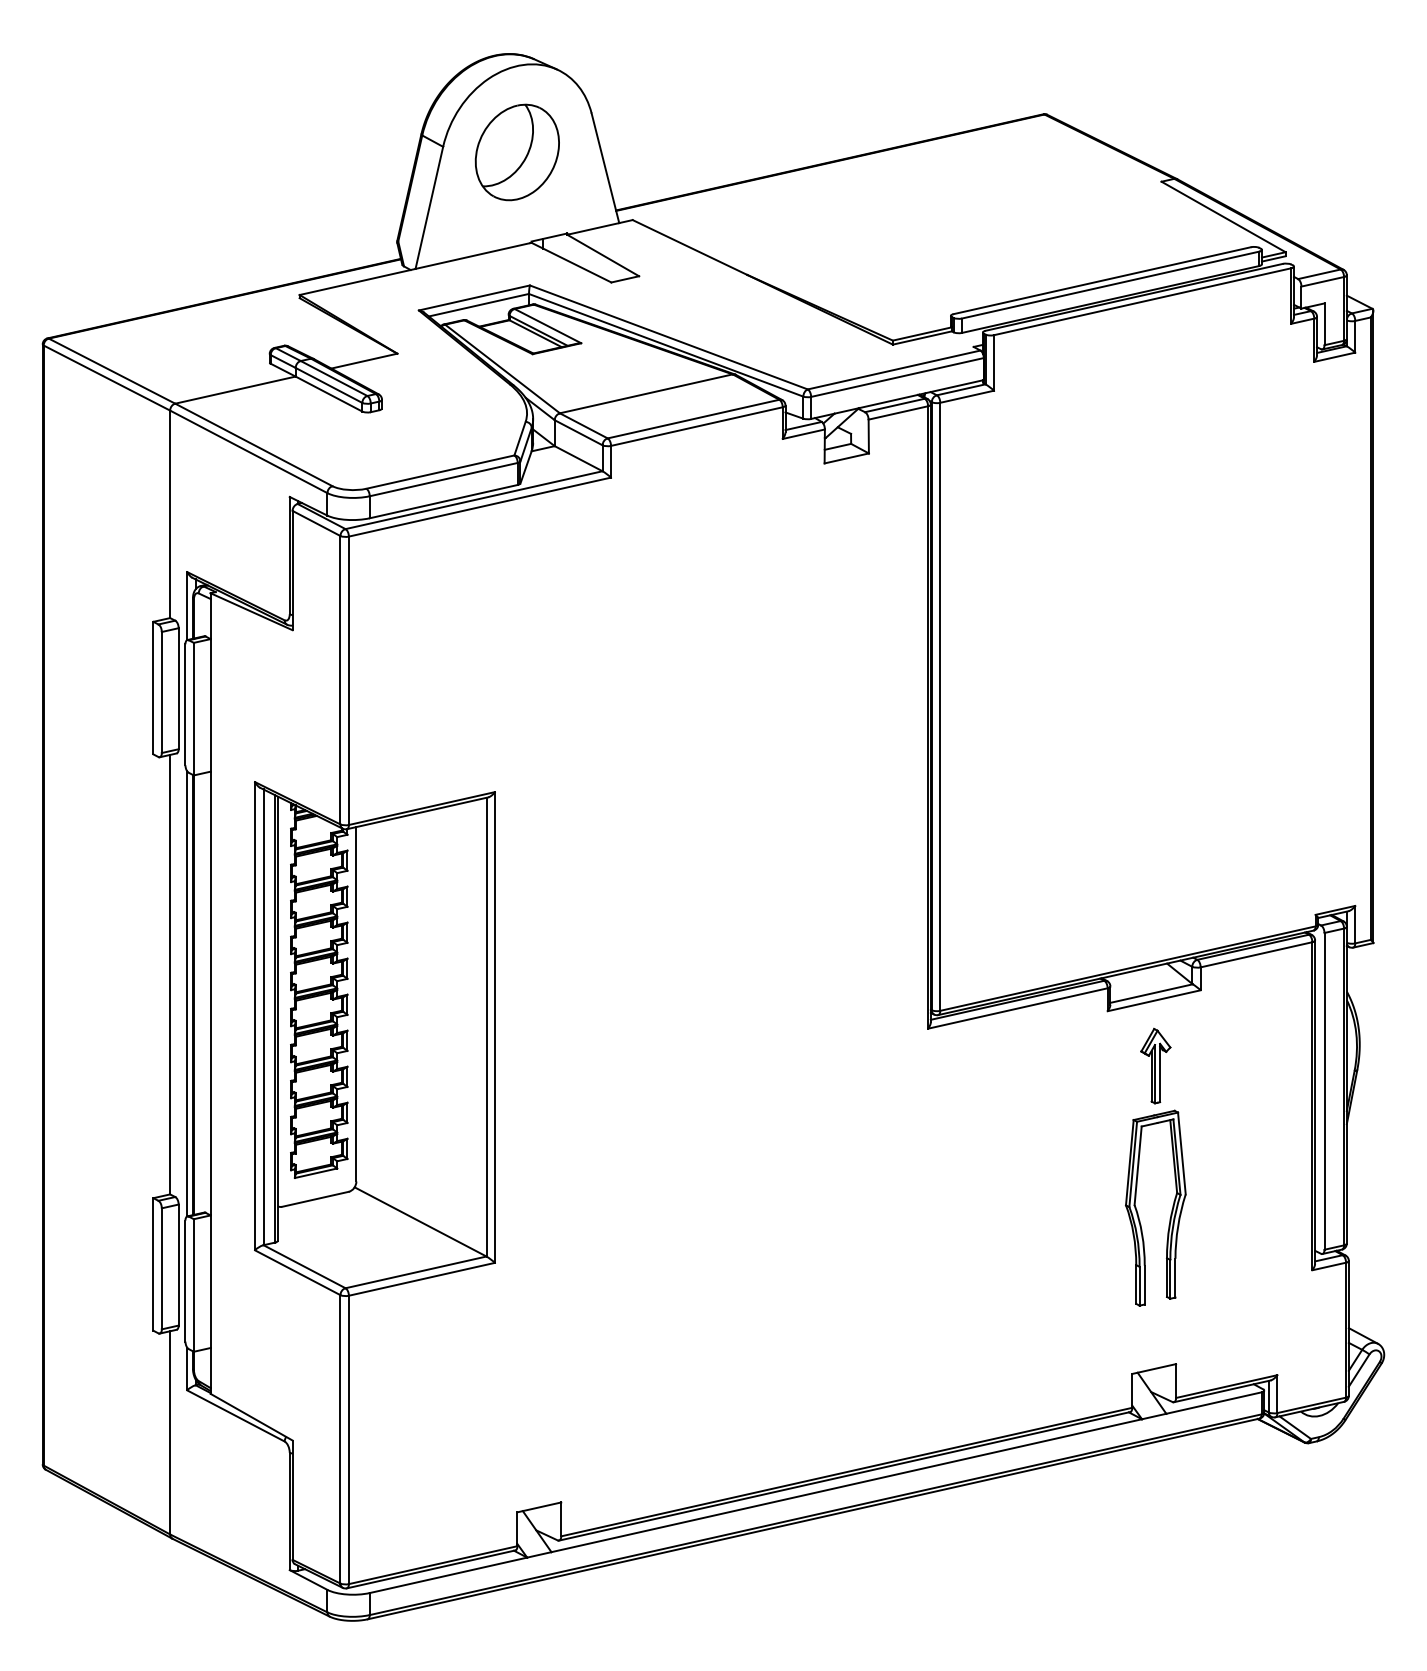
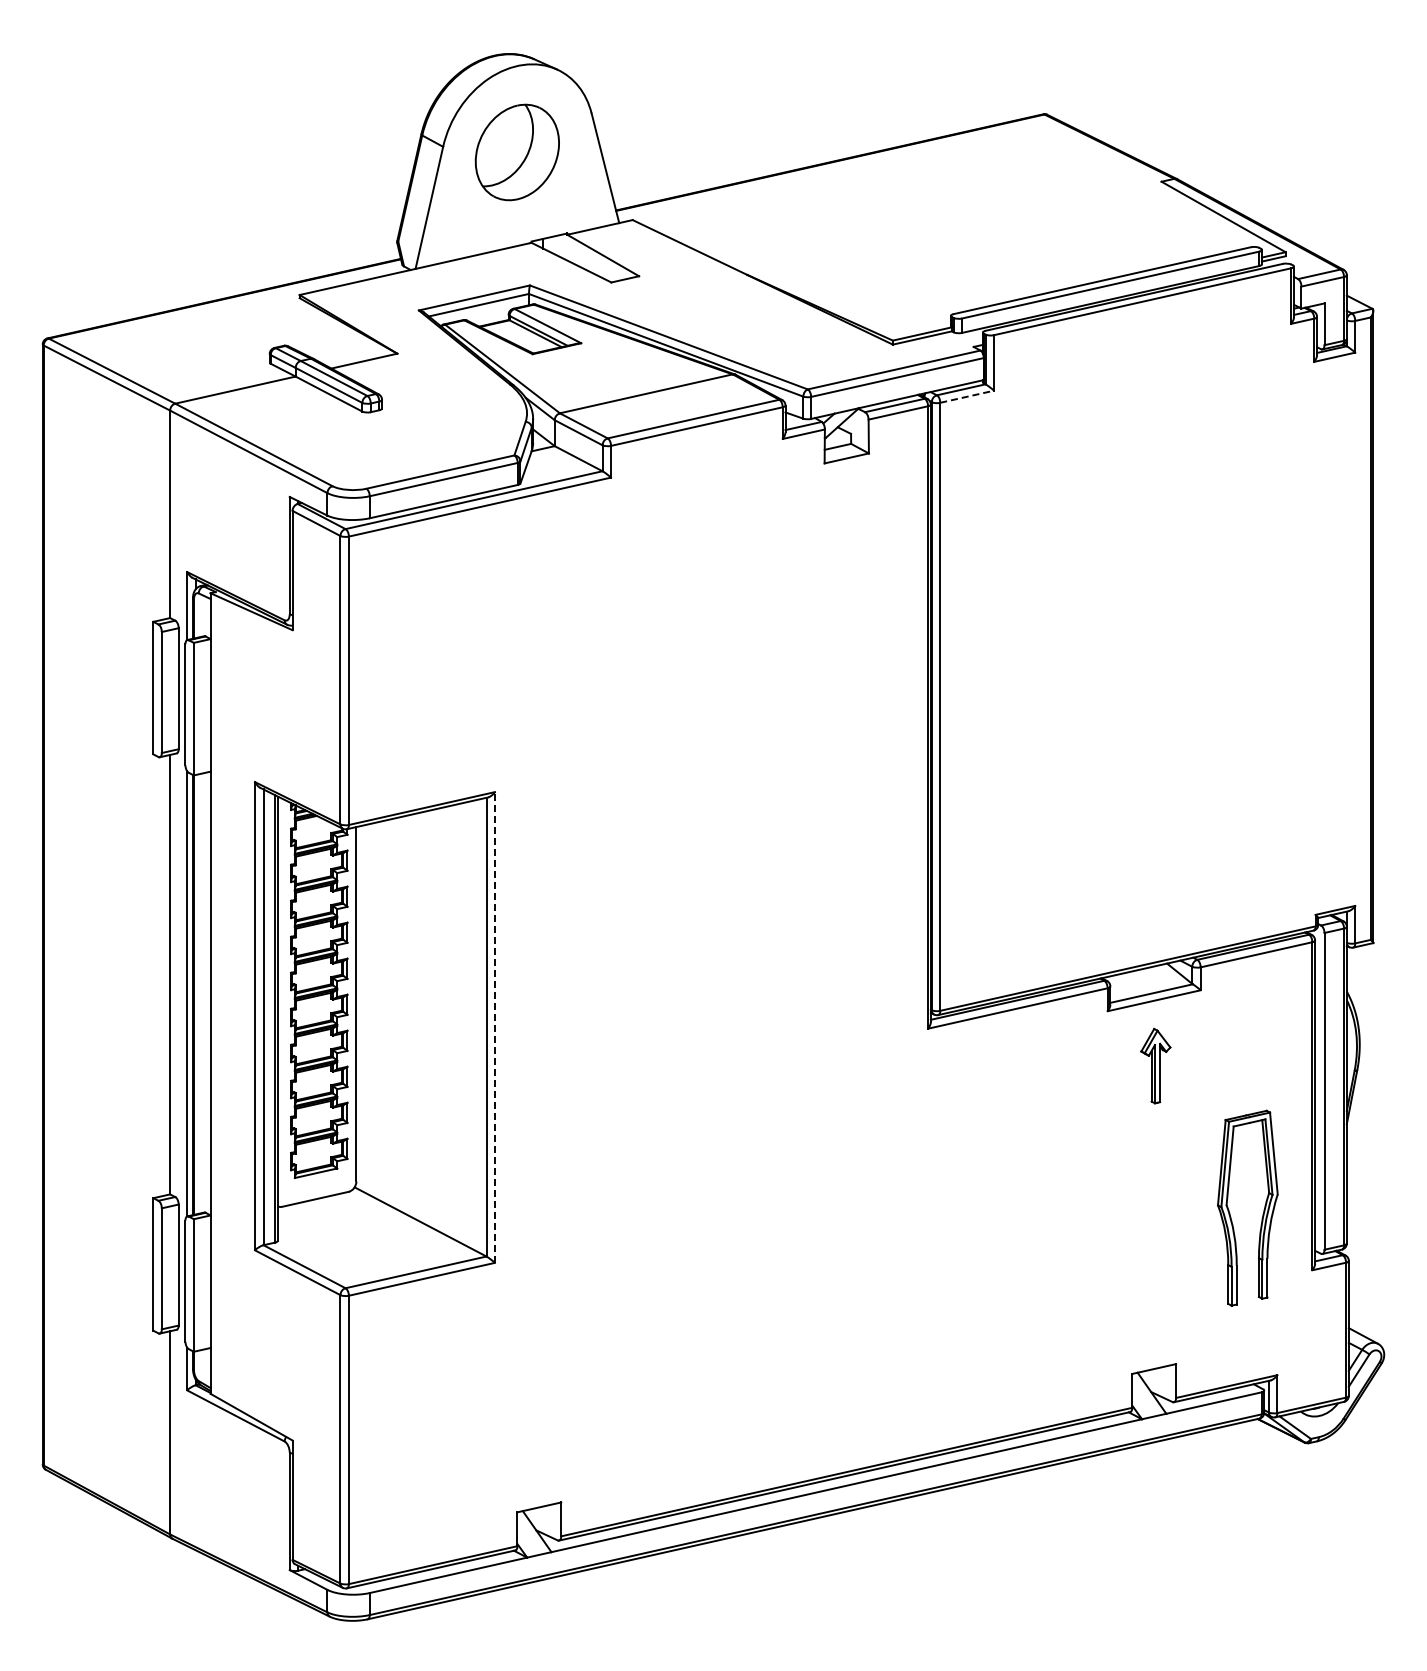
line: solid -> dashed (967, 396)
line: solid -> dashed (494, 1027)
part position: (1171, 1209) -> (1263, 1209) (1263, 1209)
